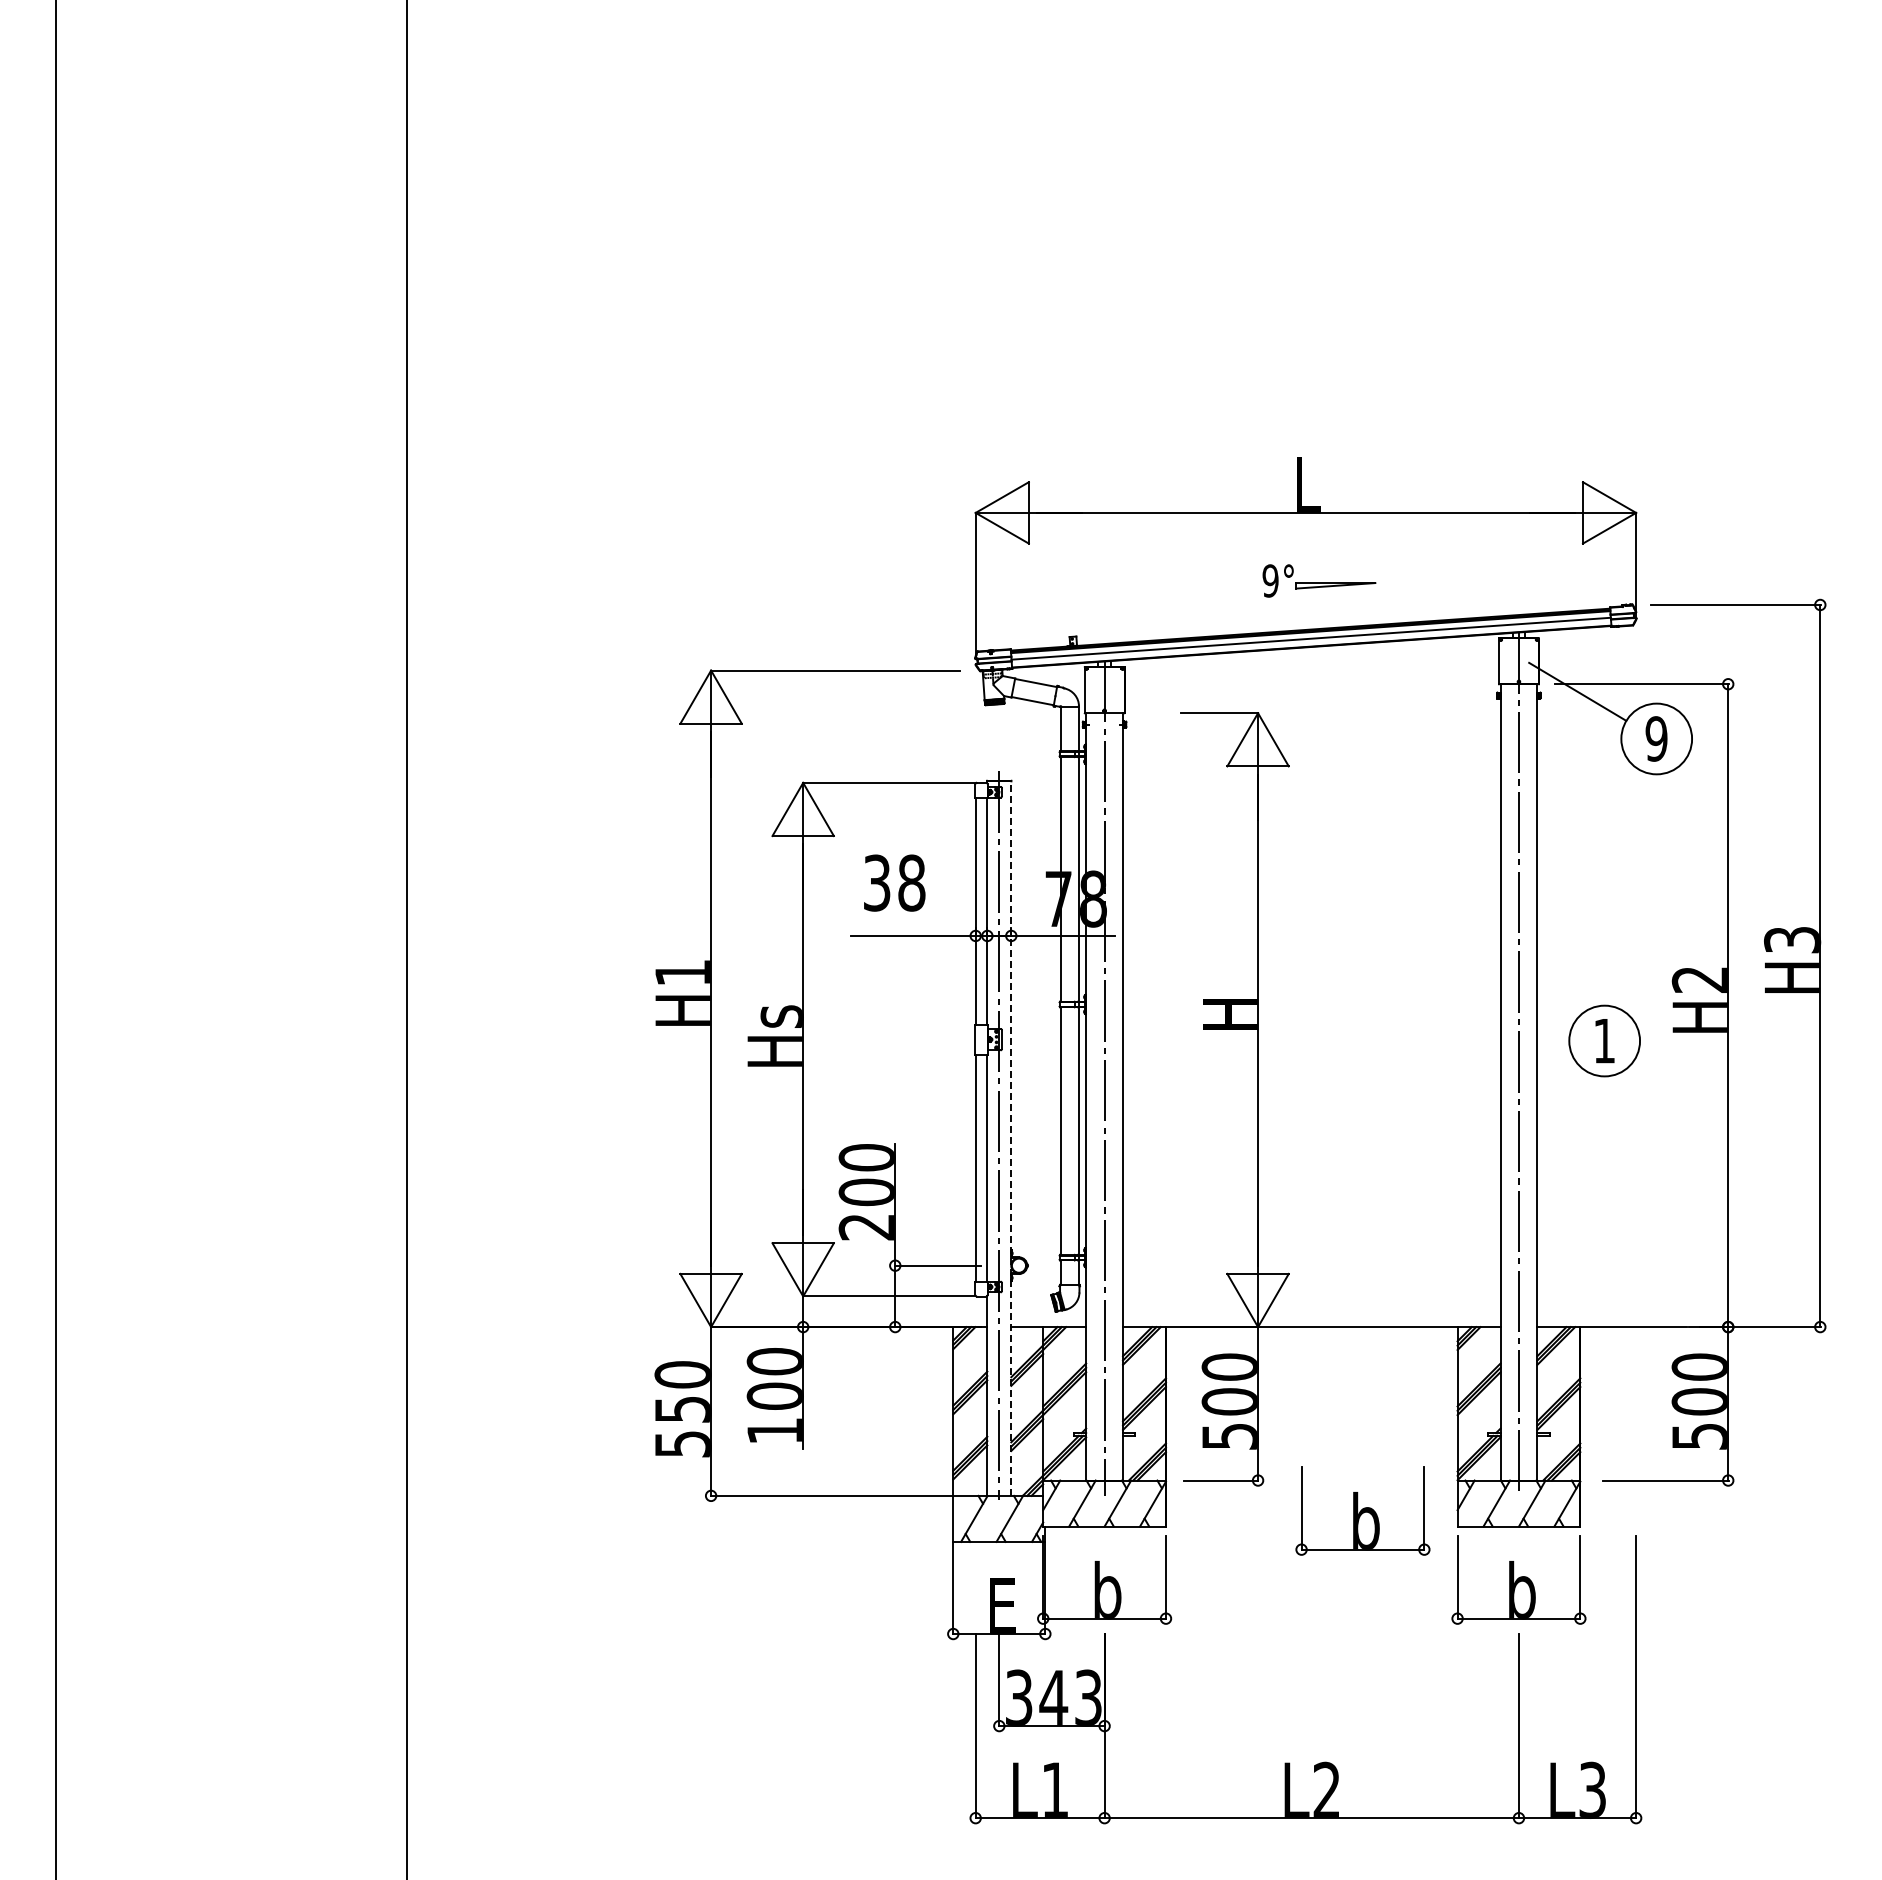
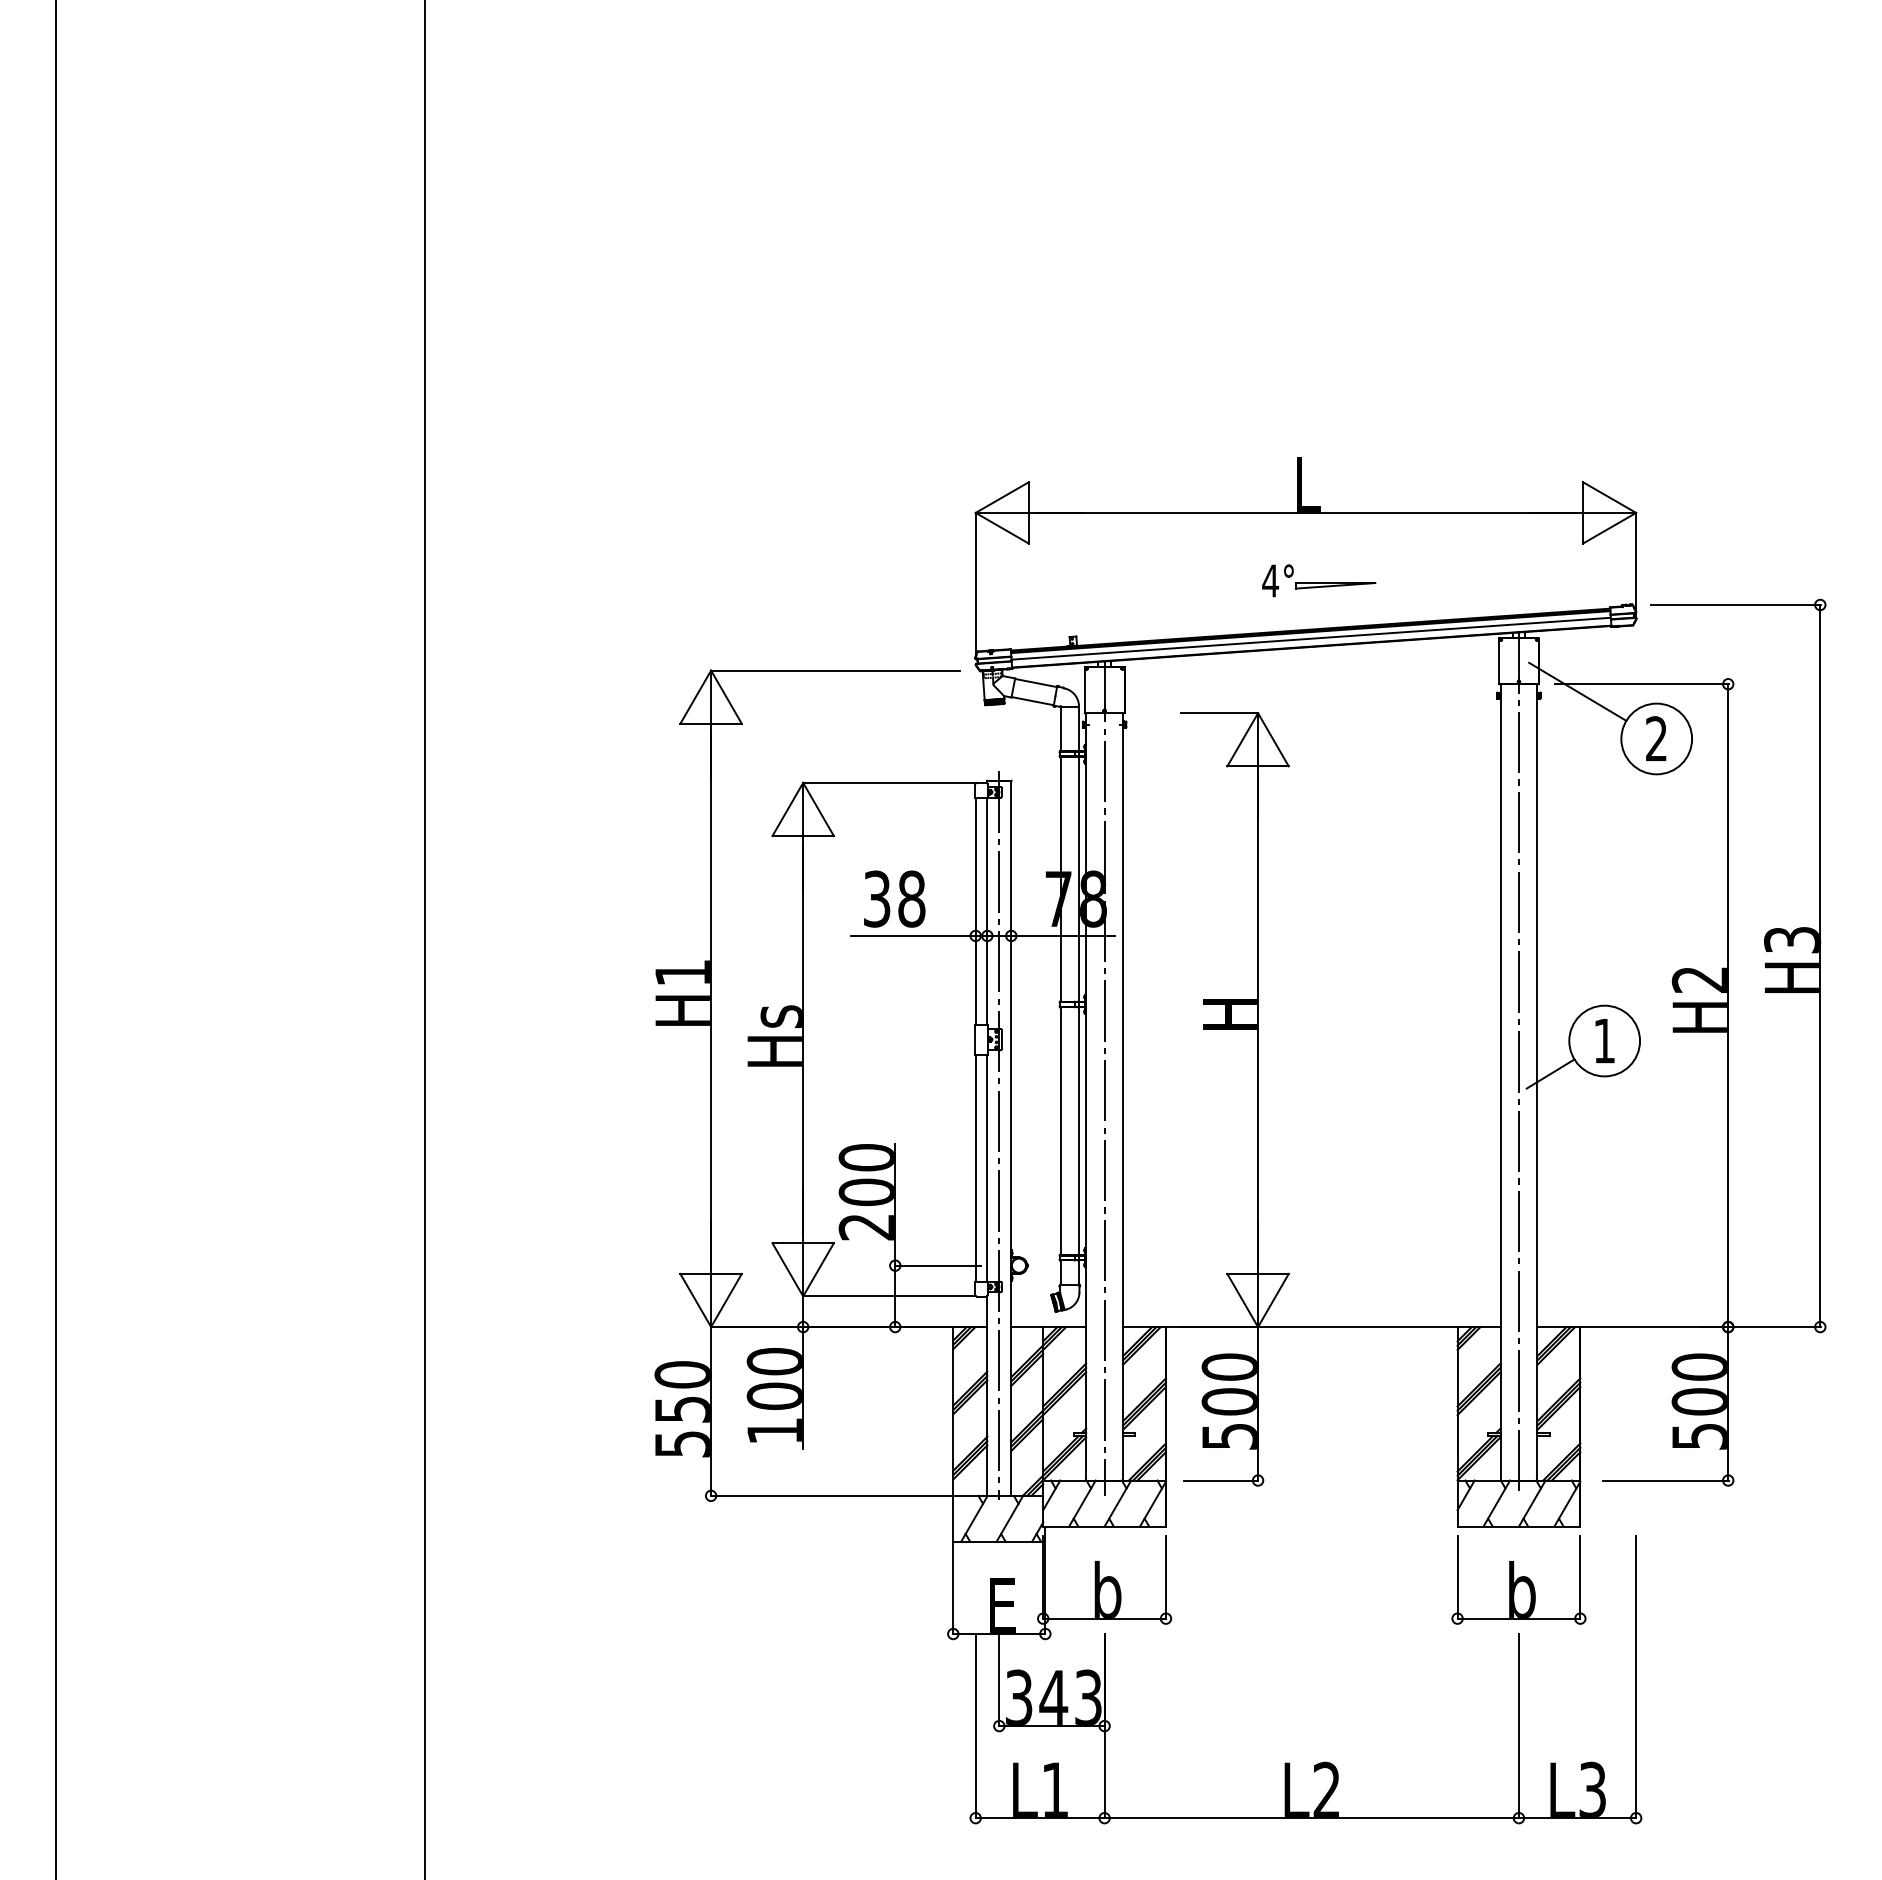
text: 9° -> 4° (1270, 580)
text: 9 -> 2 (1656, 738)
text position: (894, 882) -> (894, 898) (894, 898)
line position: (406, 939) -> (424, 939) (424, 939)
line: none -> present (1550, 1073)
line: dashed -> solid (1011, 1138)
part: present -> none (1362, 1510)
